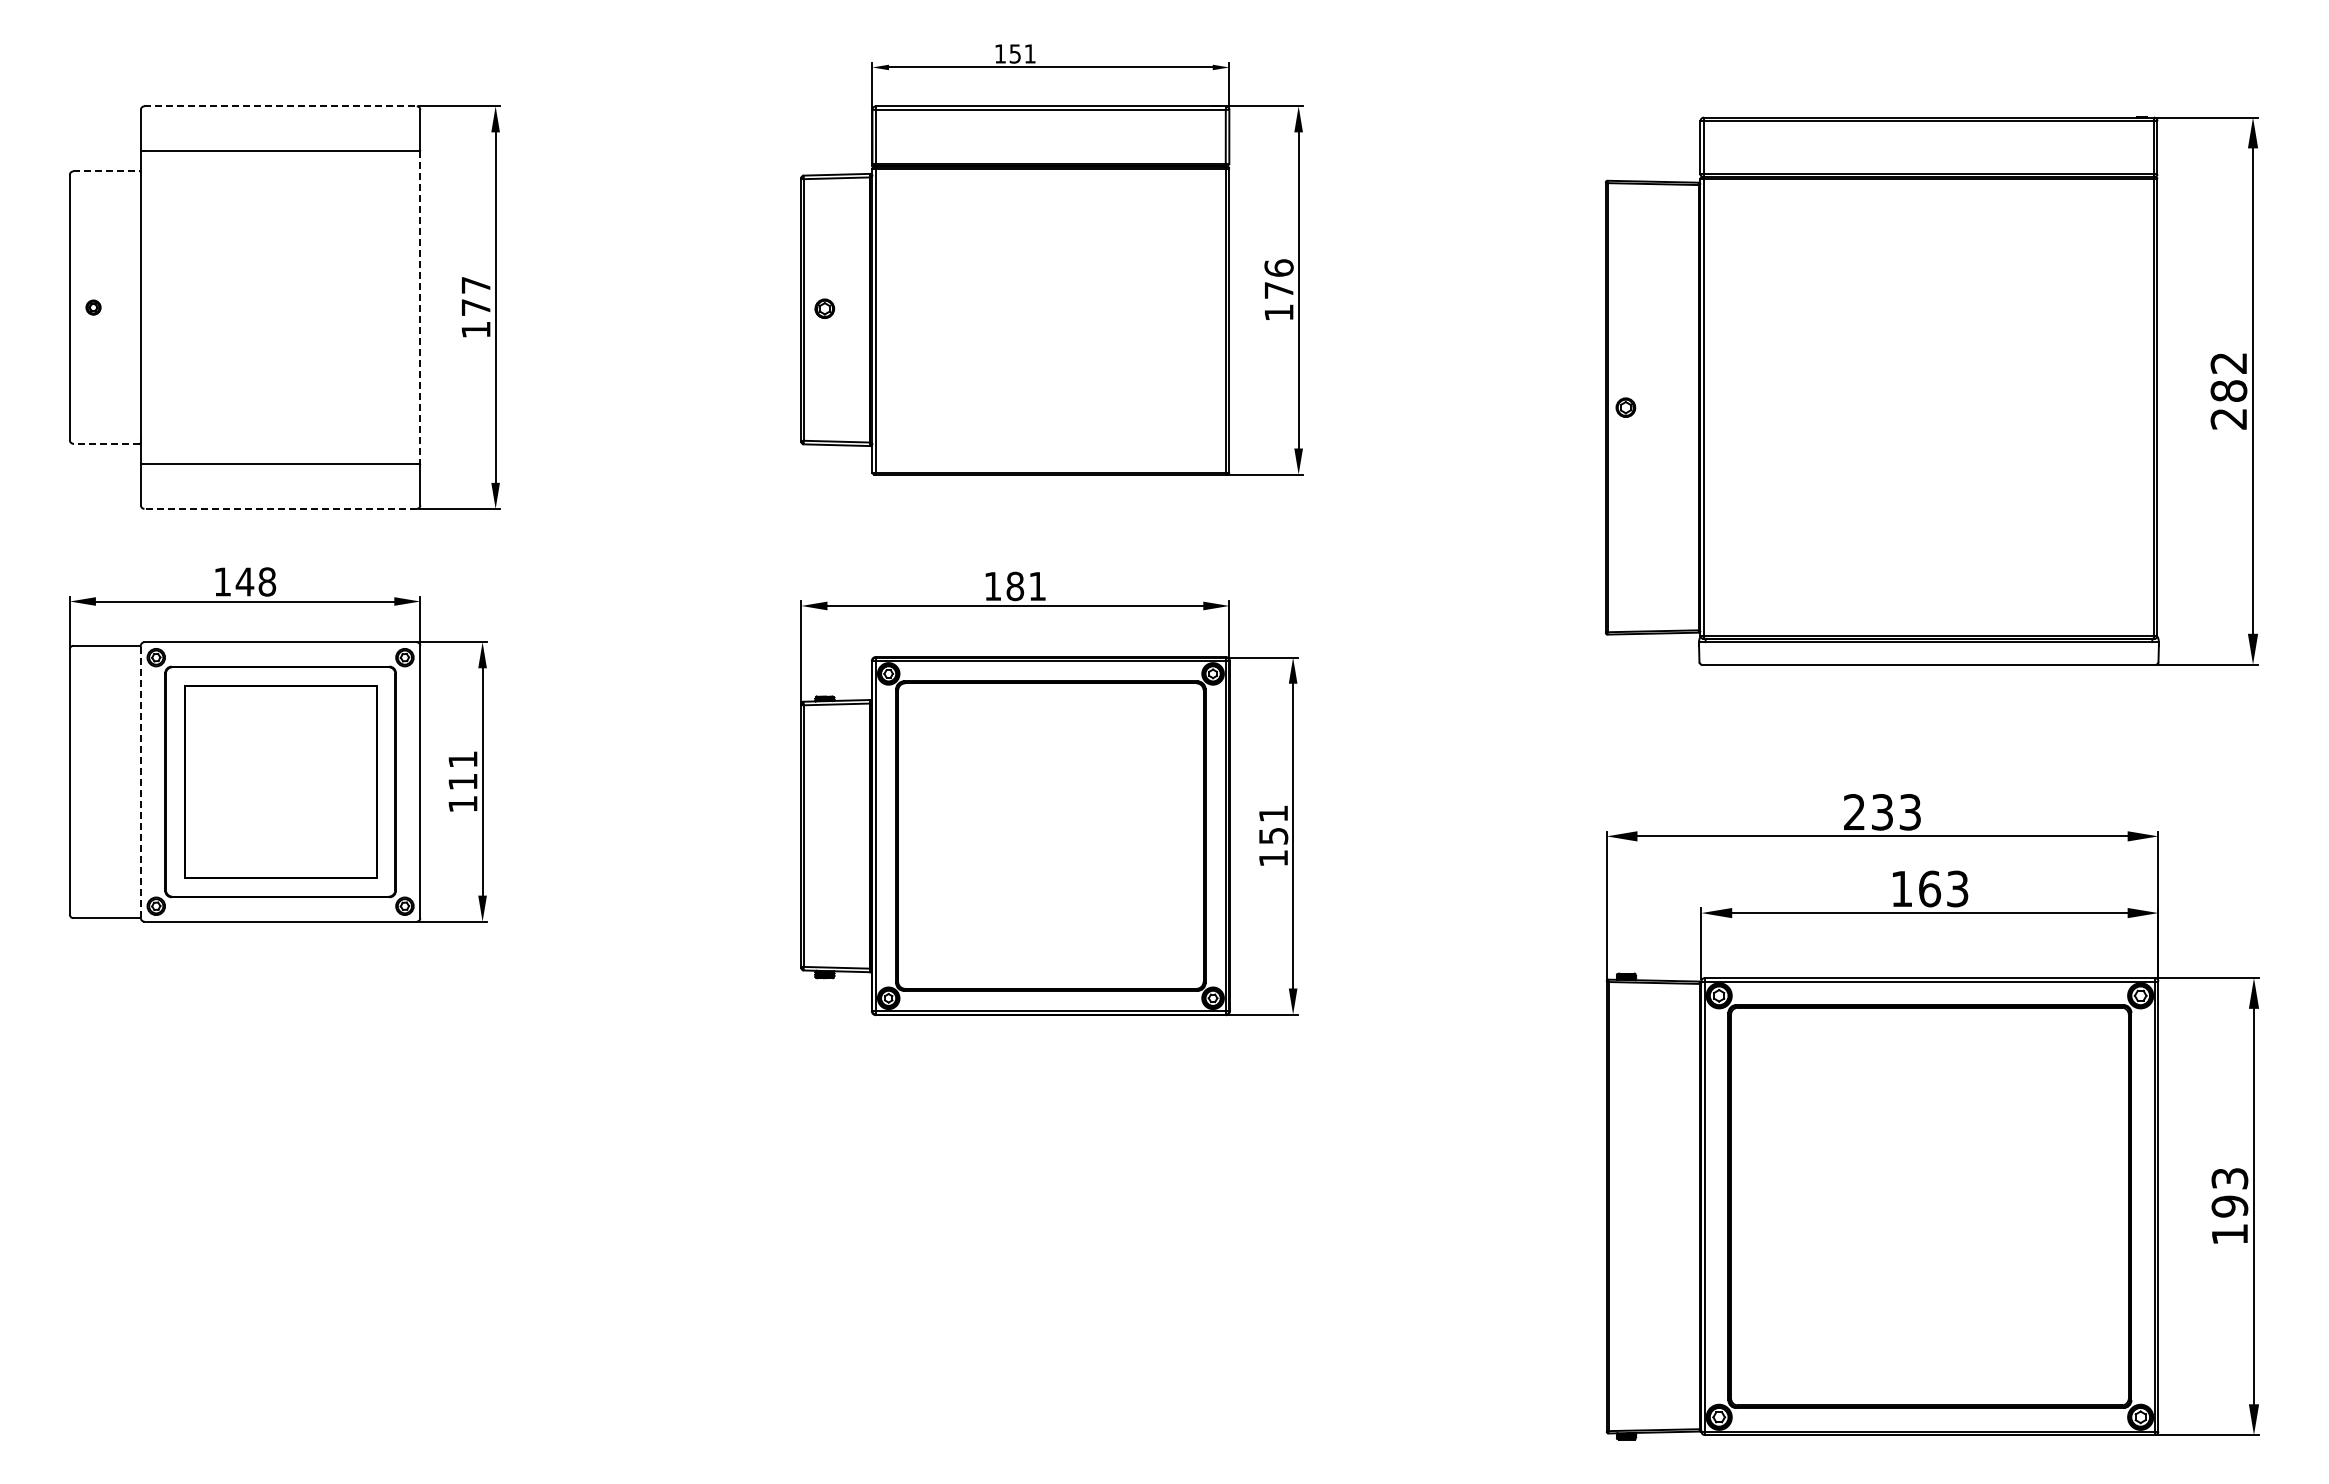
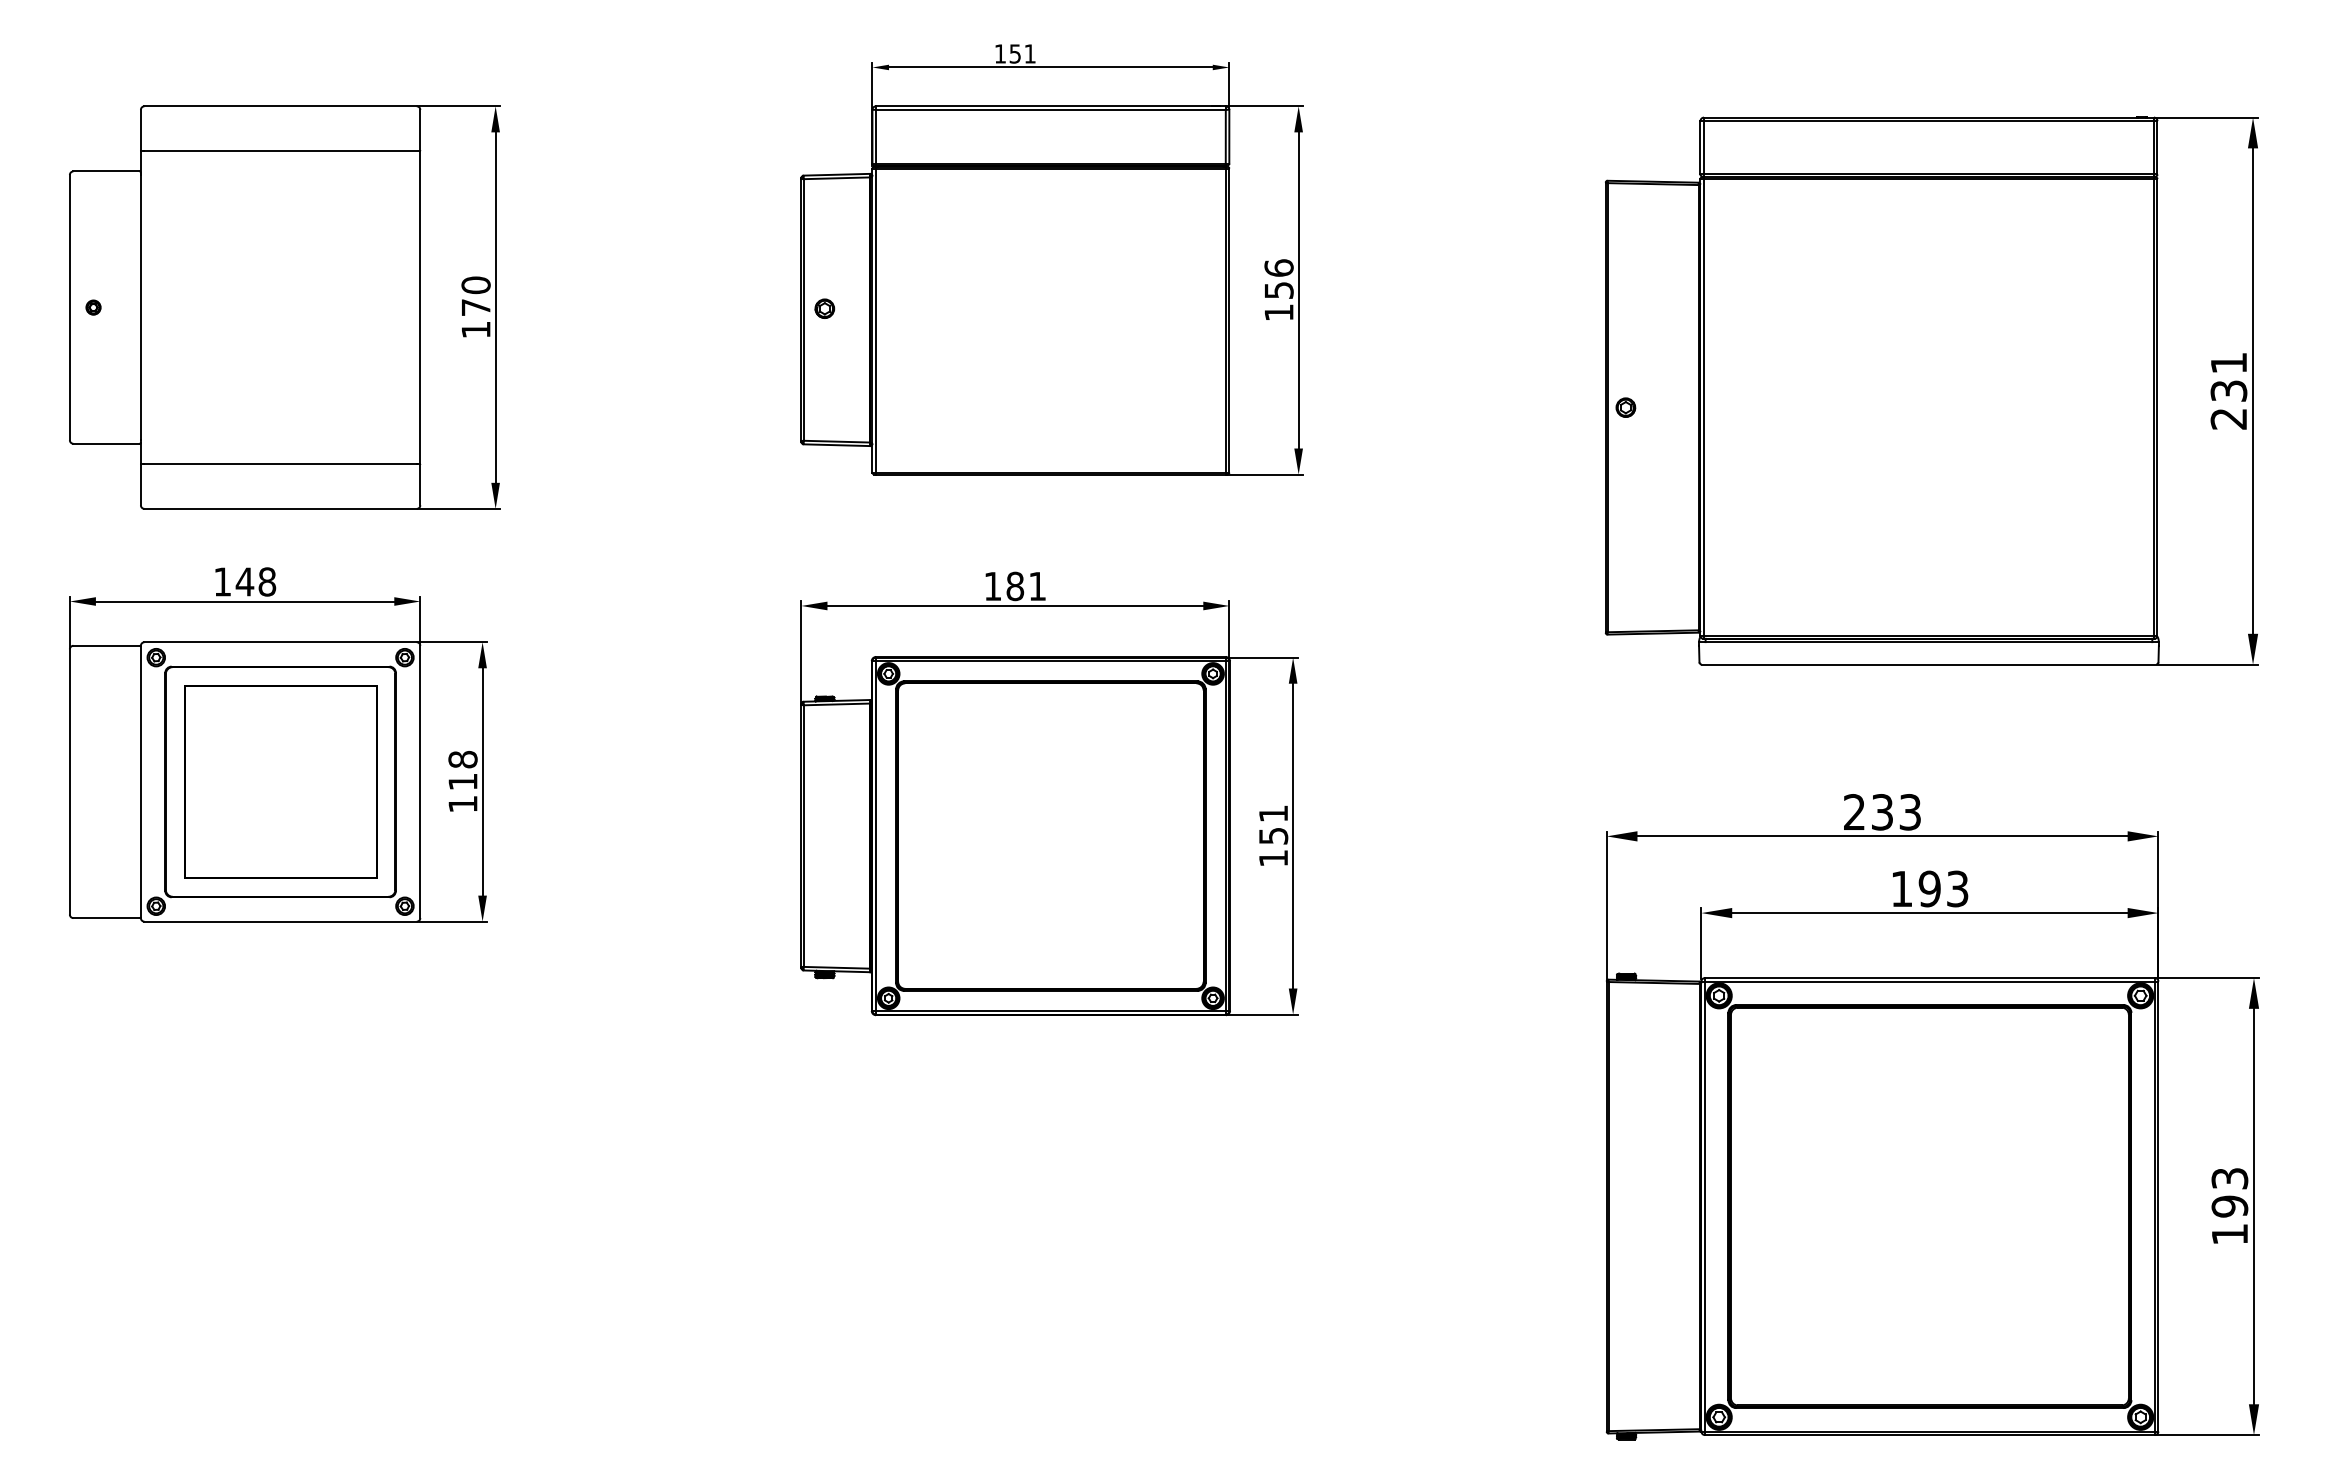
line: dashed -> solid (281, 106)
line: dashed -> solid (107, 171)
text: 177 -> 170 (475, 285)
text: 176 -> 156 (1279, 290)
line: dashed -> solid (420, 308)
text: 282 -> 231 (2228, 377)
line: dashed -> solid (106, 443)
line: dashed -> solid (280, 508)
text: 111 -> 118 (462, 759)
line: dashed -> solid (140, 781)
text: 163 -> 193 (1929, 888)
